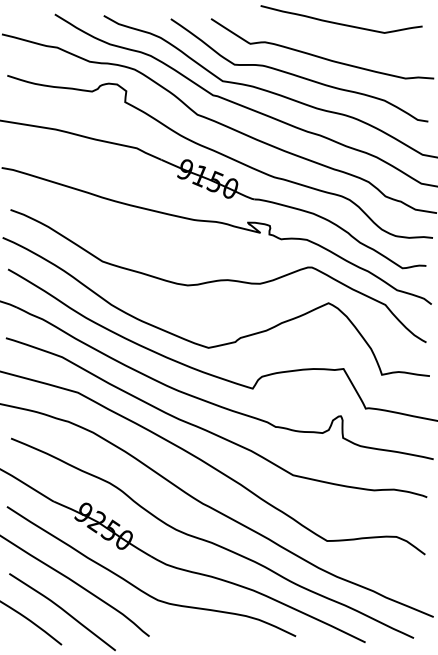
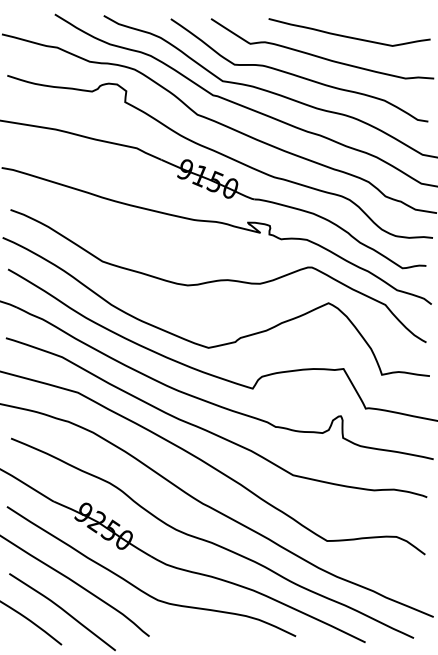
curve position: (341, 23) -> (349, 36) (349, 36)
